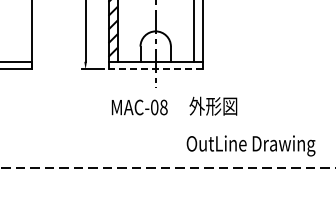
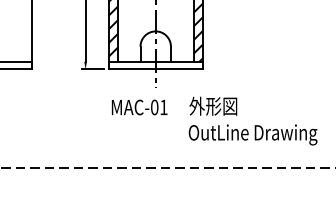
hatch: none -> present (197, 32)
line: dashed -> solid (155, 69)
text: MAC-08 -> MAC-01 (163, 107)
text position: (250, 145) -> (252, 134) (252, 134)
